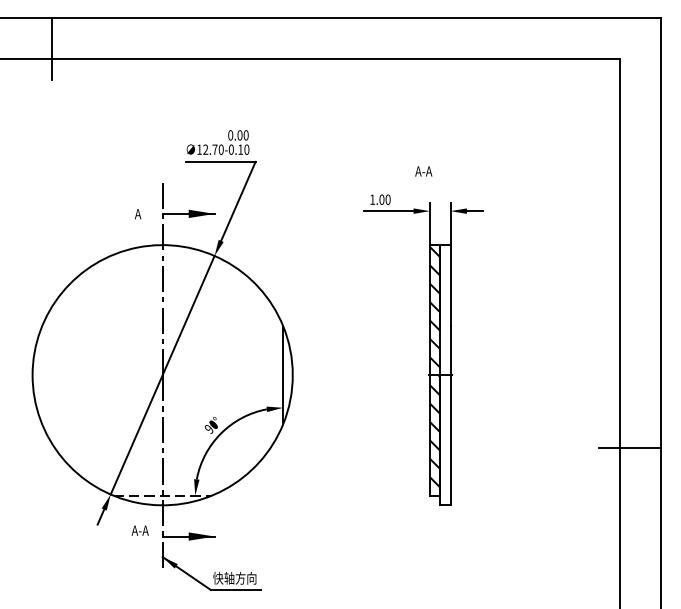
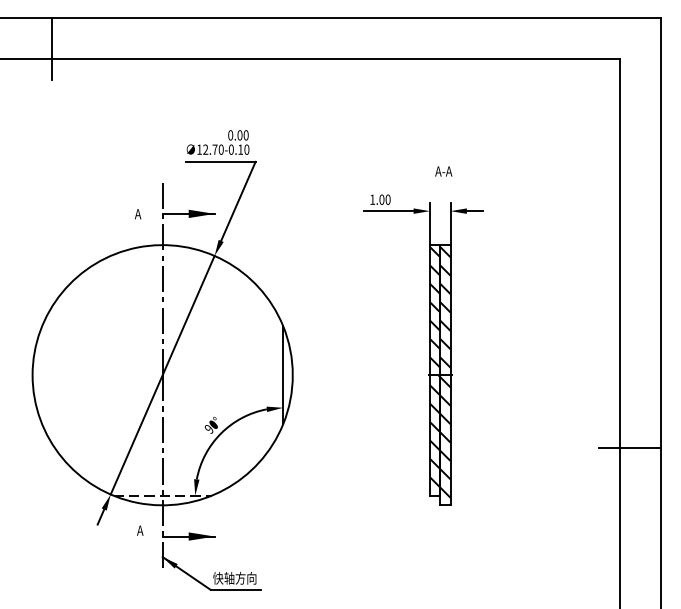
text position: (423, 171) -> (443, 171) (443, 171)
hatch: none -> present (445, 307)
hatch: none -> present (445, 437)
text: A-A -> A (139, 530)
